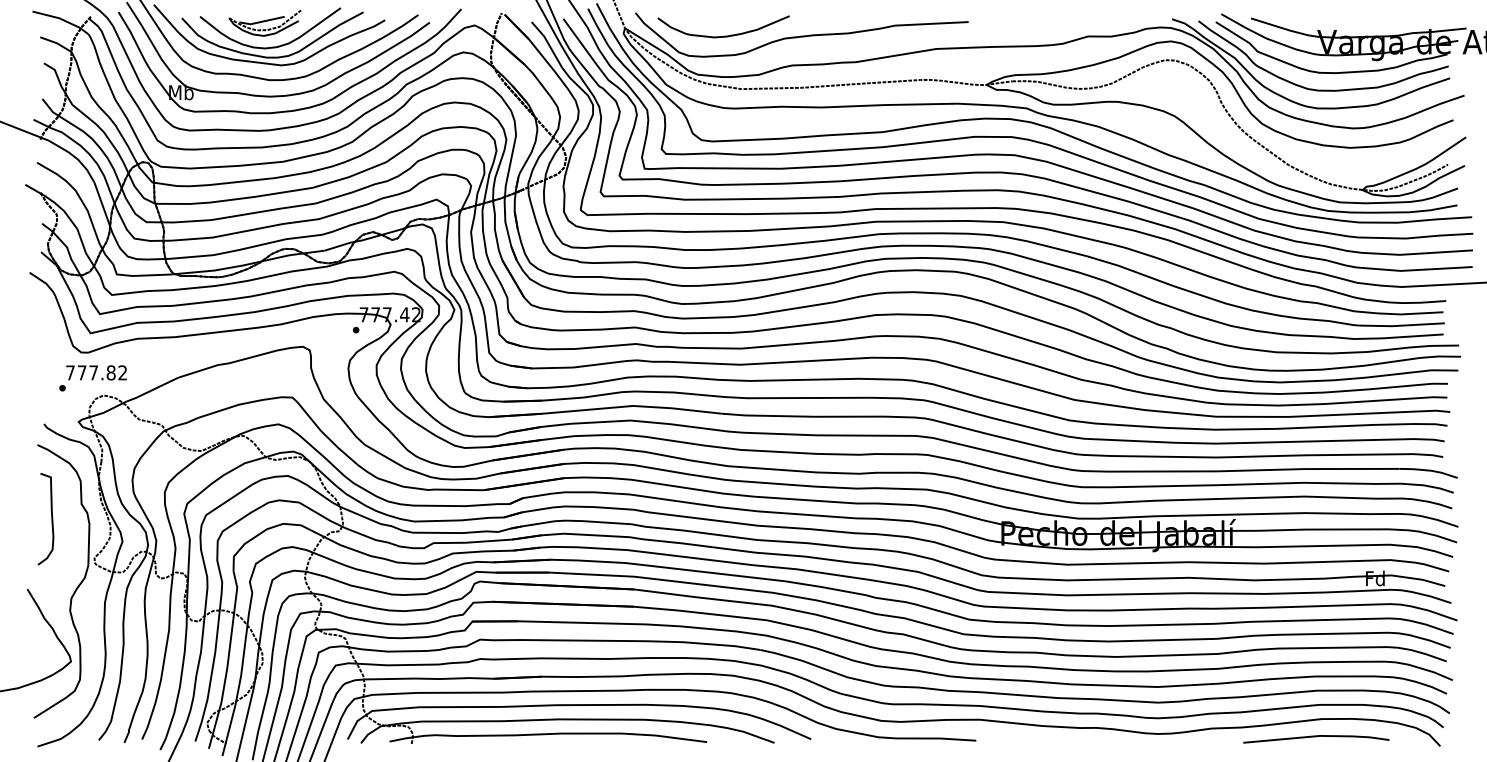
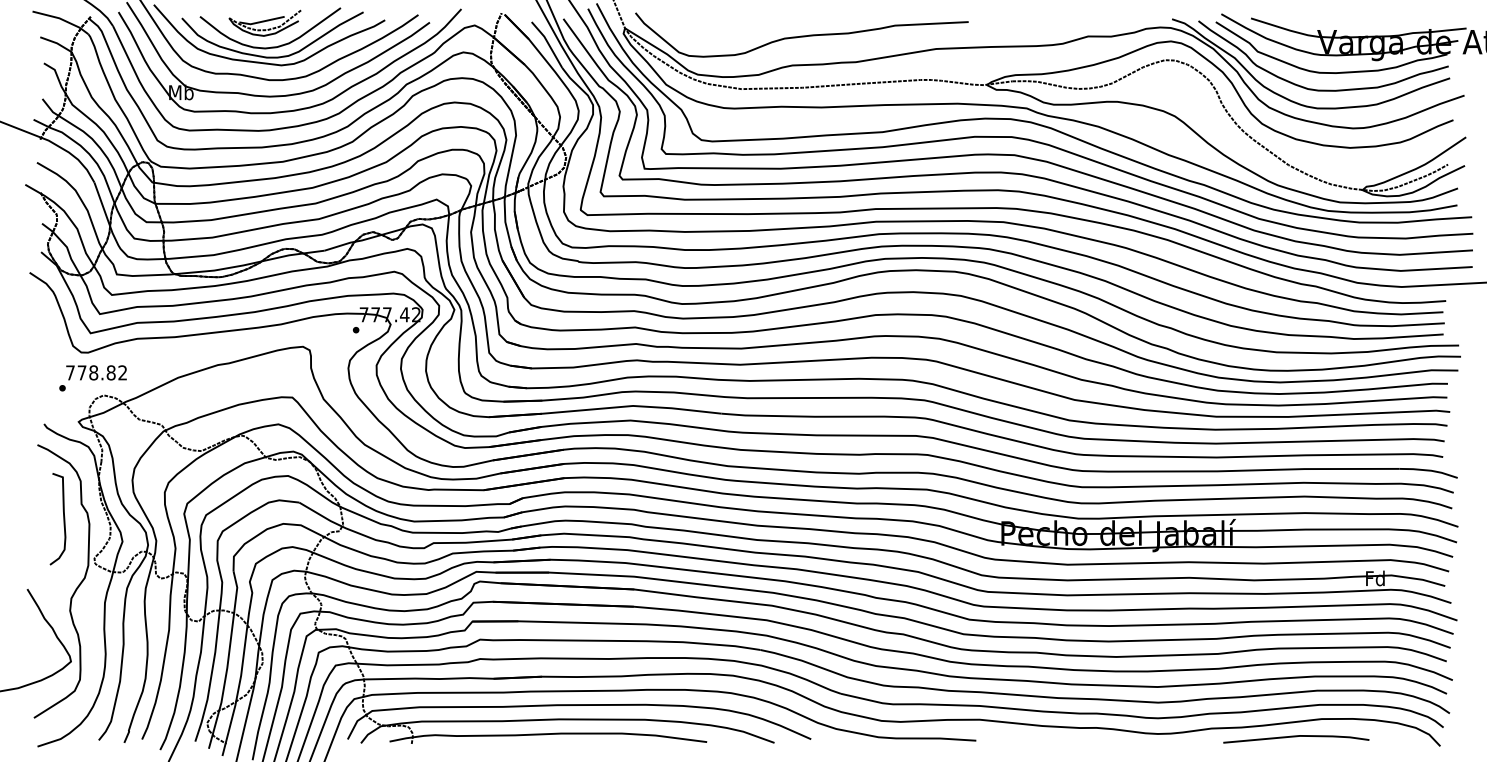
curve: present -> none (723, 35)
text: 777.82 -> 778.82 (93, 372)
curve position: (51, 519) -> (63, 519) (63, 519)
line position: (1316, 737) -> (1296, 737) (1296, 737)
